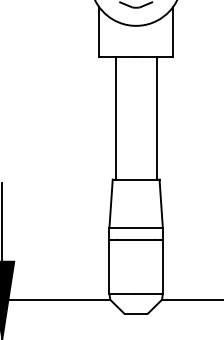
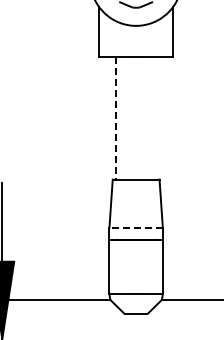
line: present -> none (156, 117)
line: solid -> dashed (115, 118)
line: solid -> dashed (136, 227)
